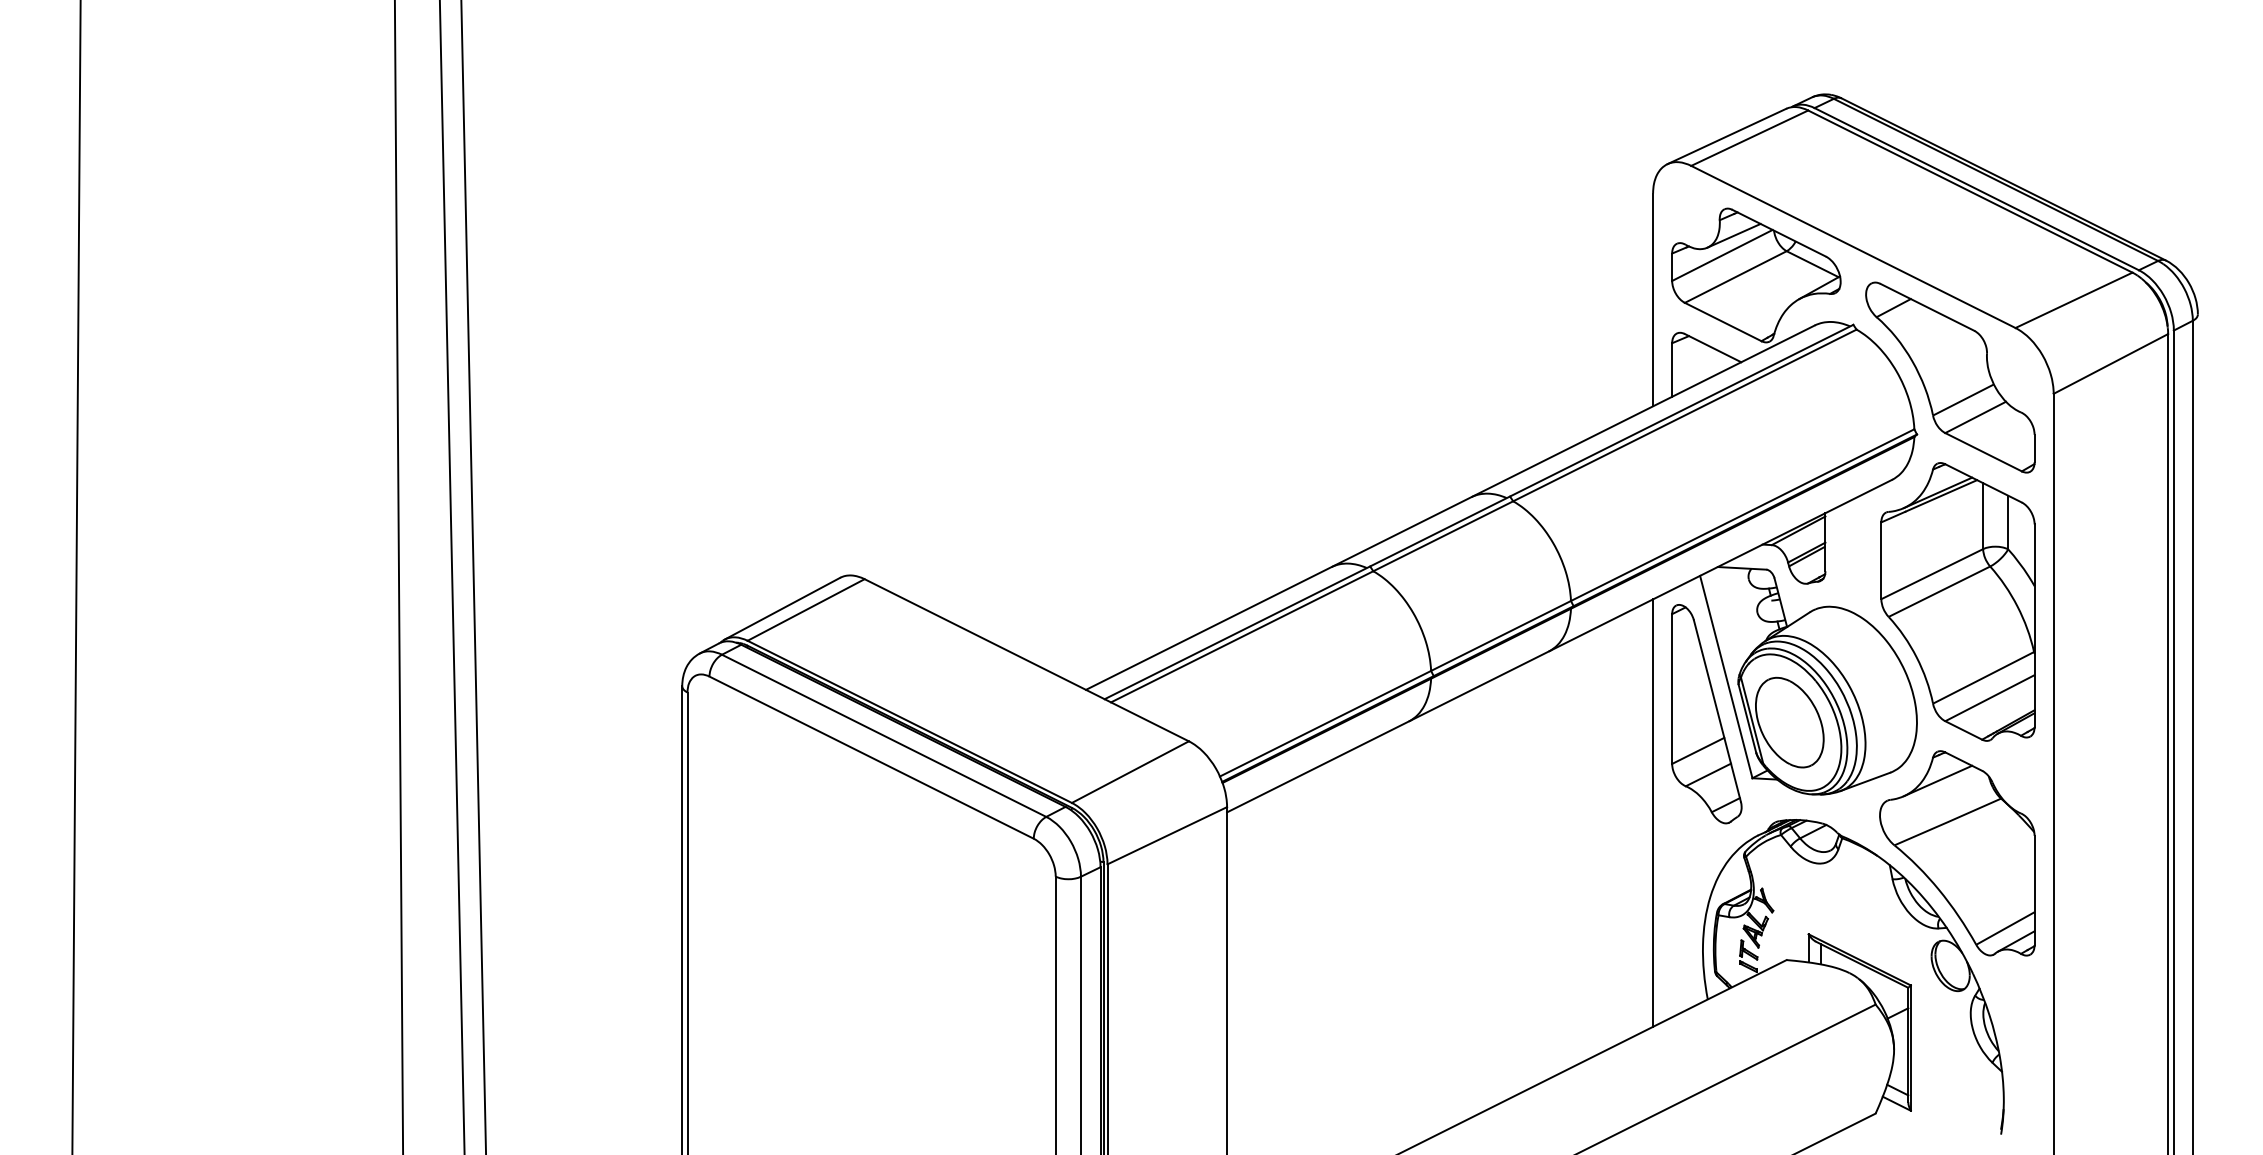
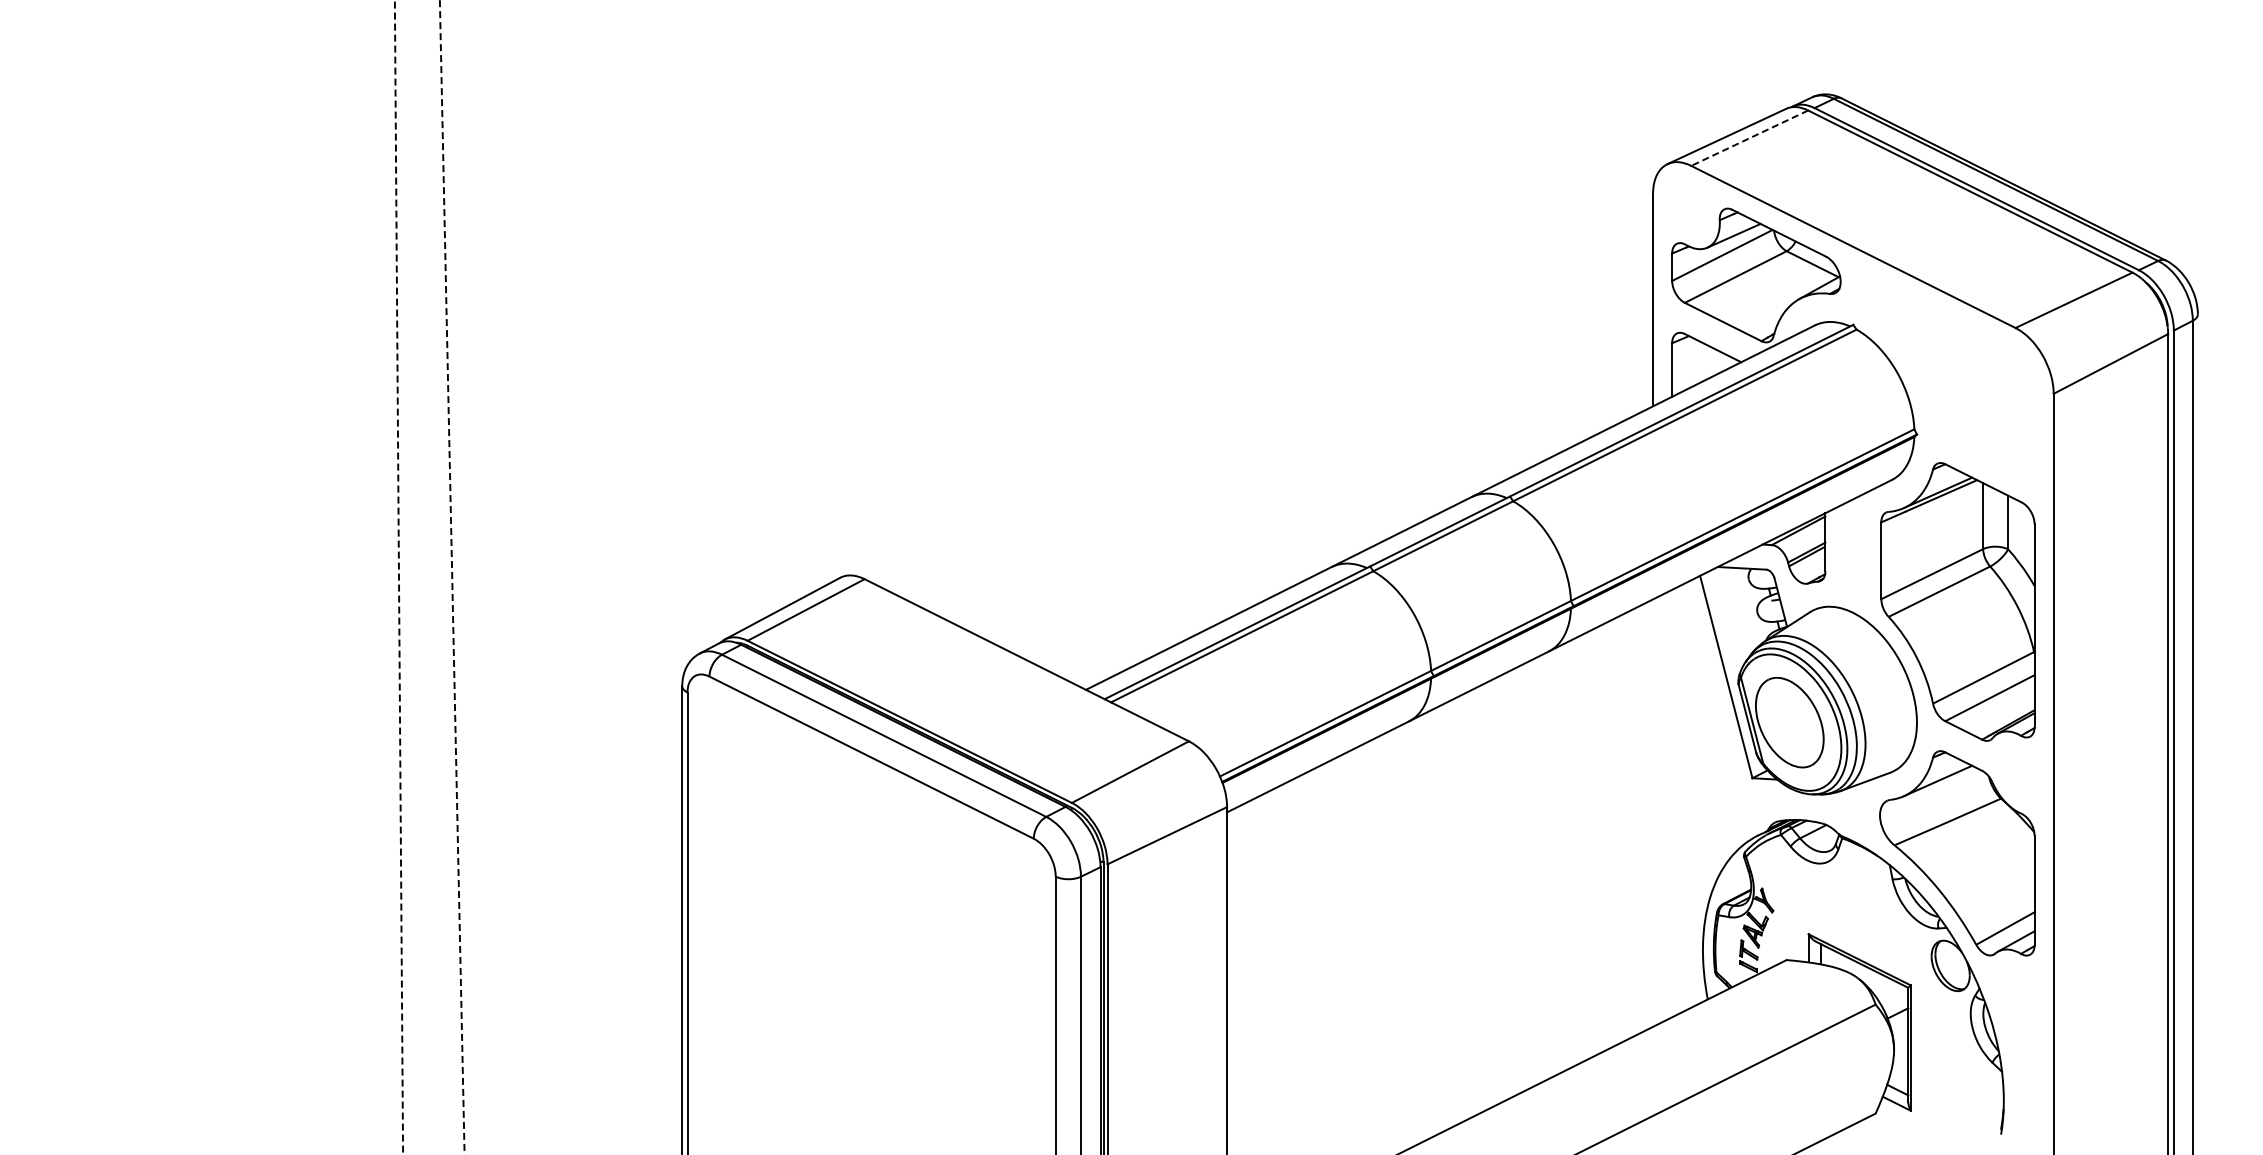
line: solid -> dashed (1749, 138)
part: present -> none (1950, 377)
line: present -> none (76, 576)
line: present -> none (473, 576)
line: solid -> dashed (399, 577)
line: solid -> dashed (452, 577)
part: present -> none (1706, 714)
line: present -> none (1653, 812)
